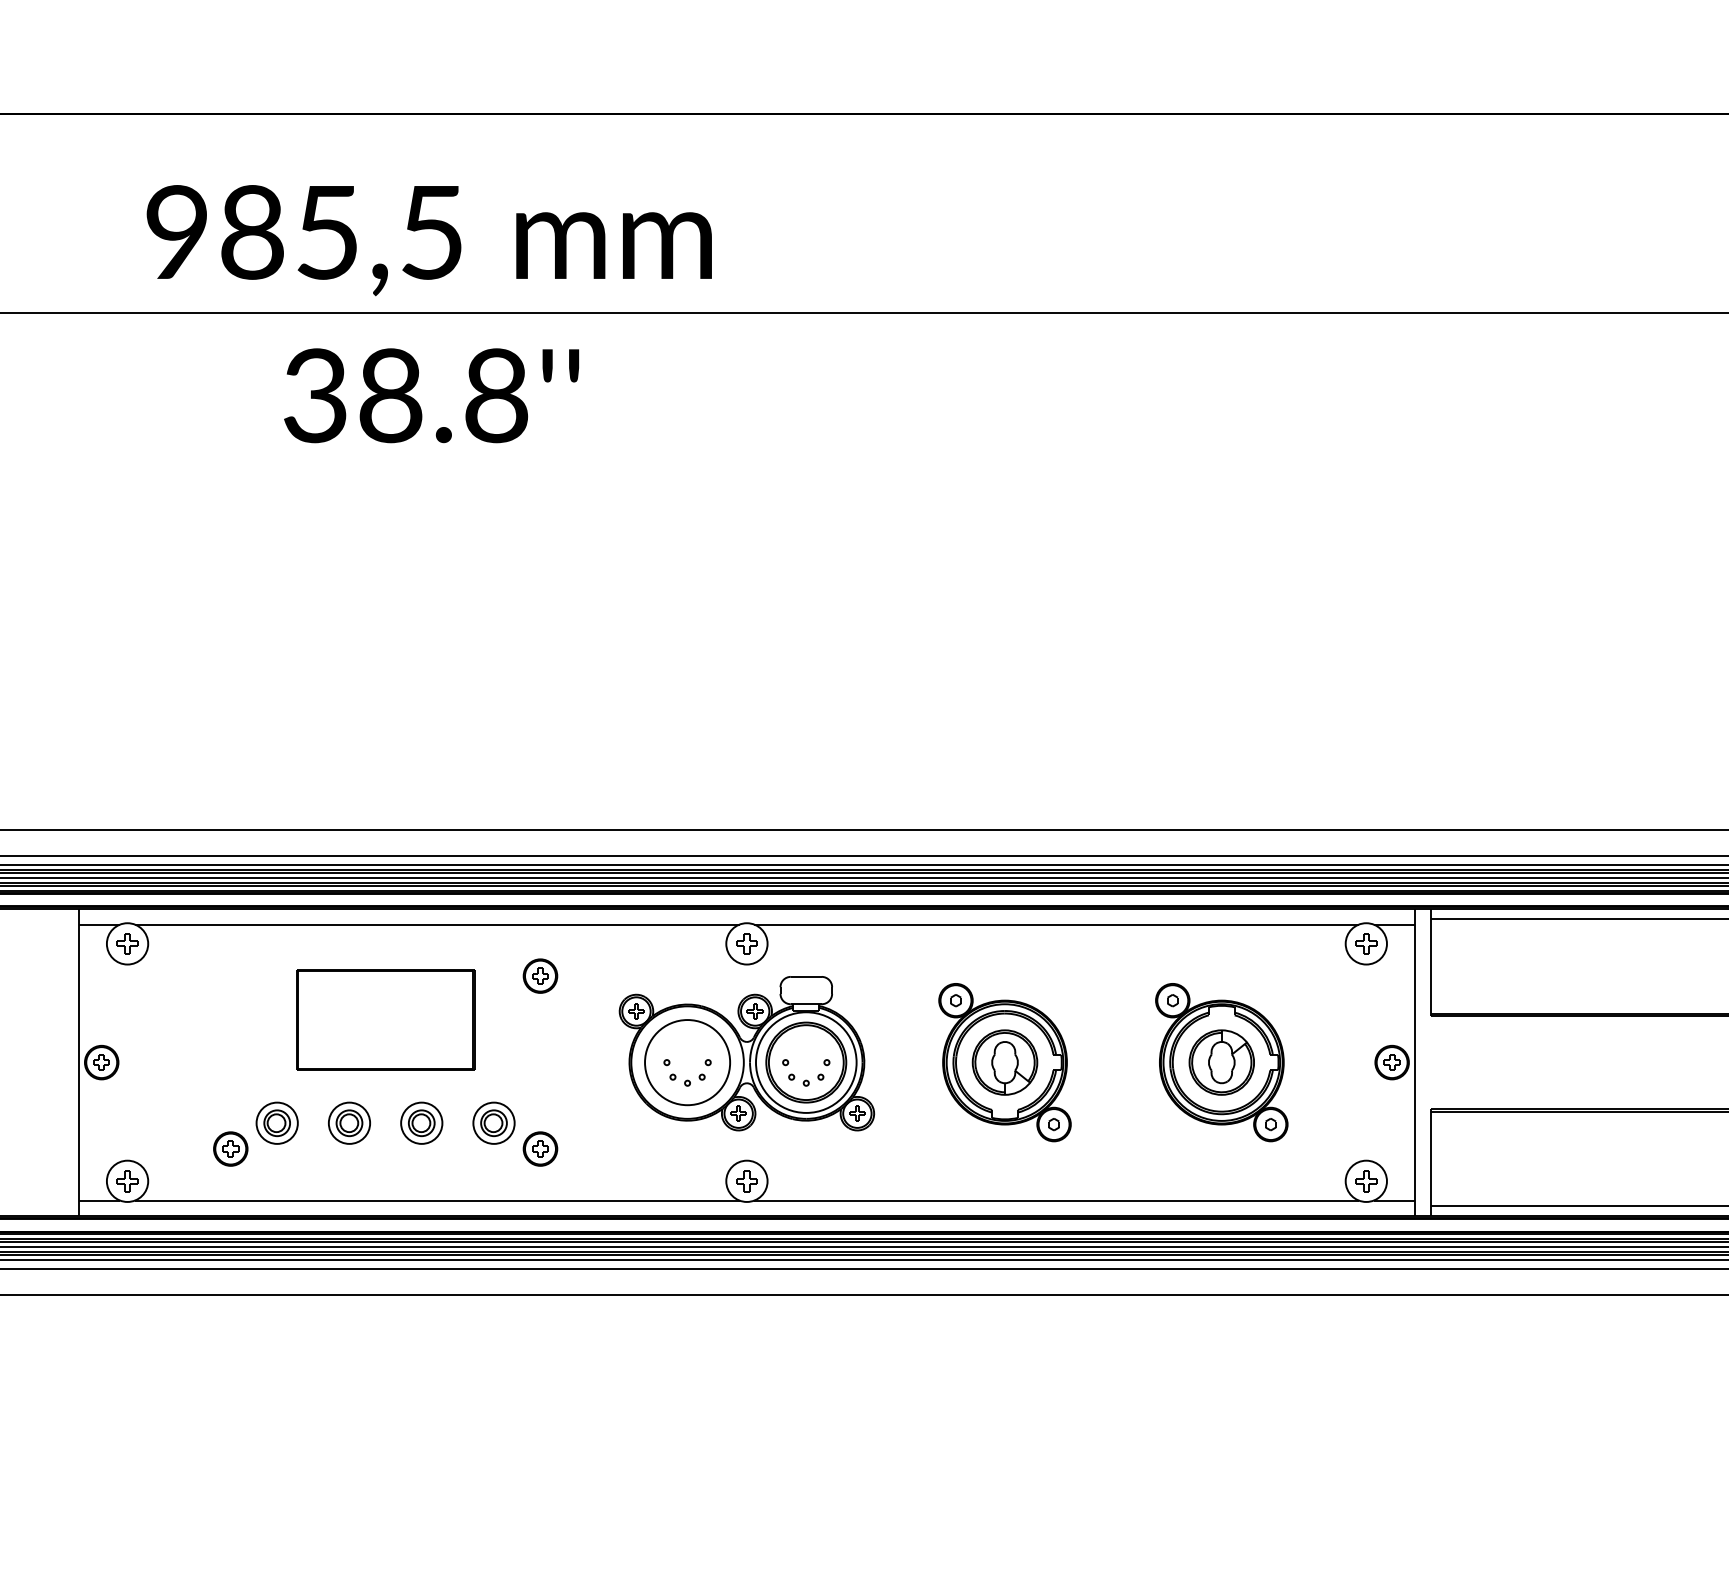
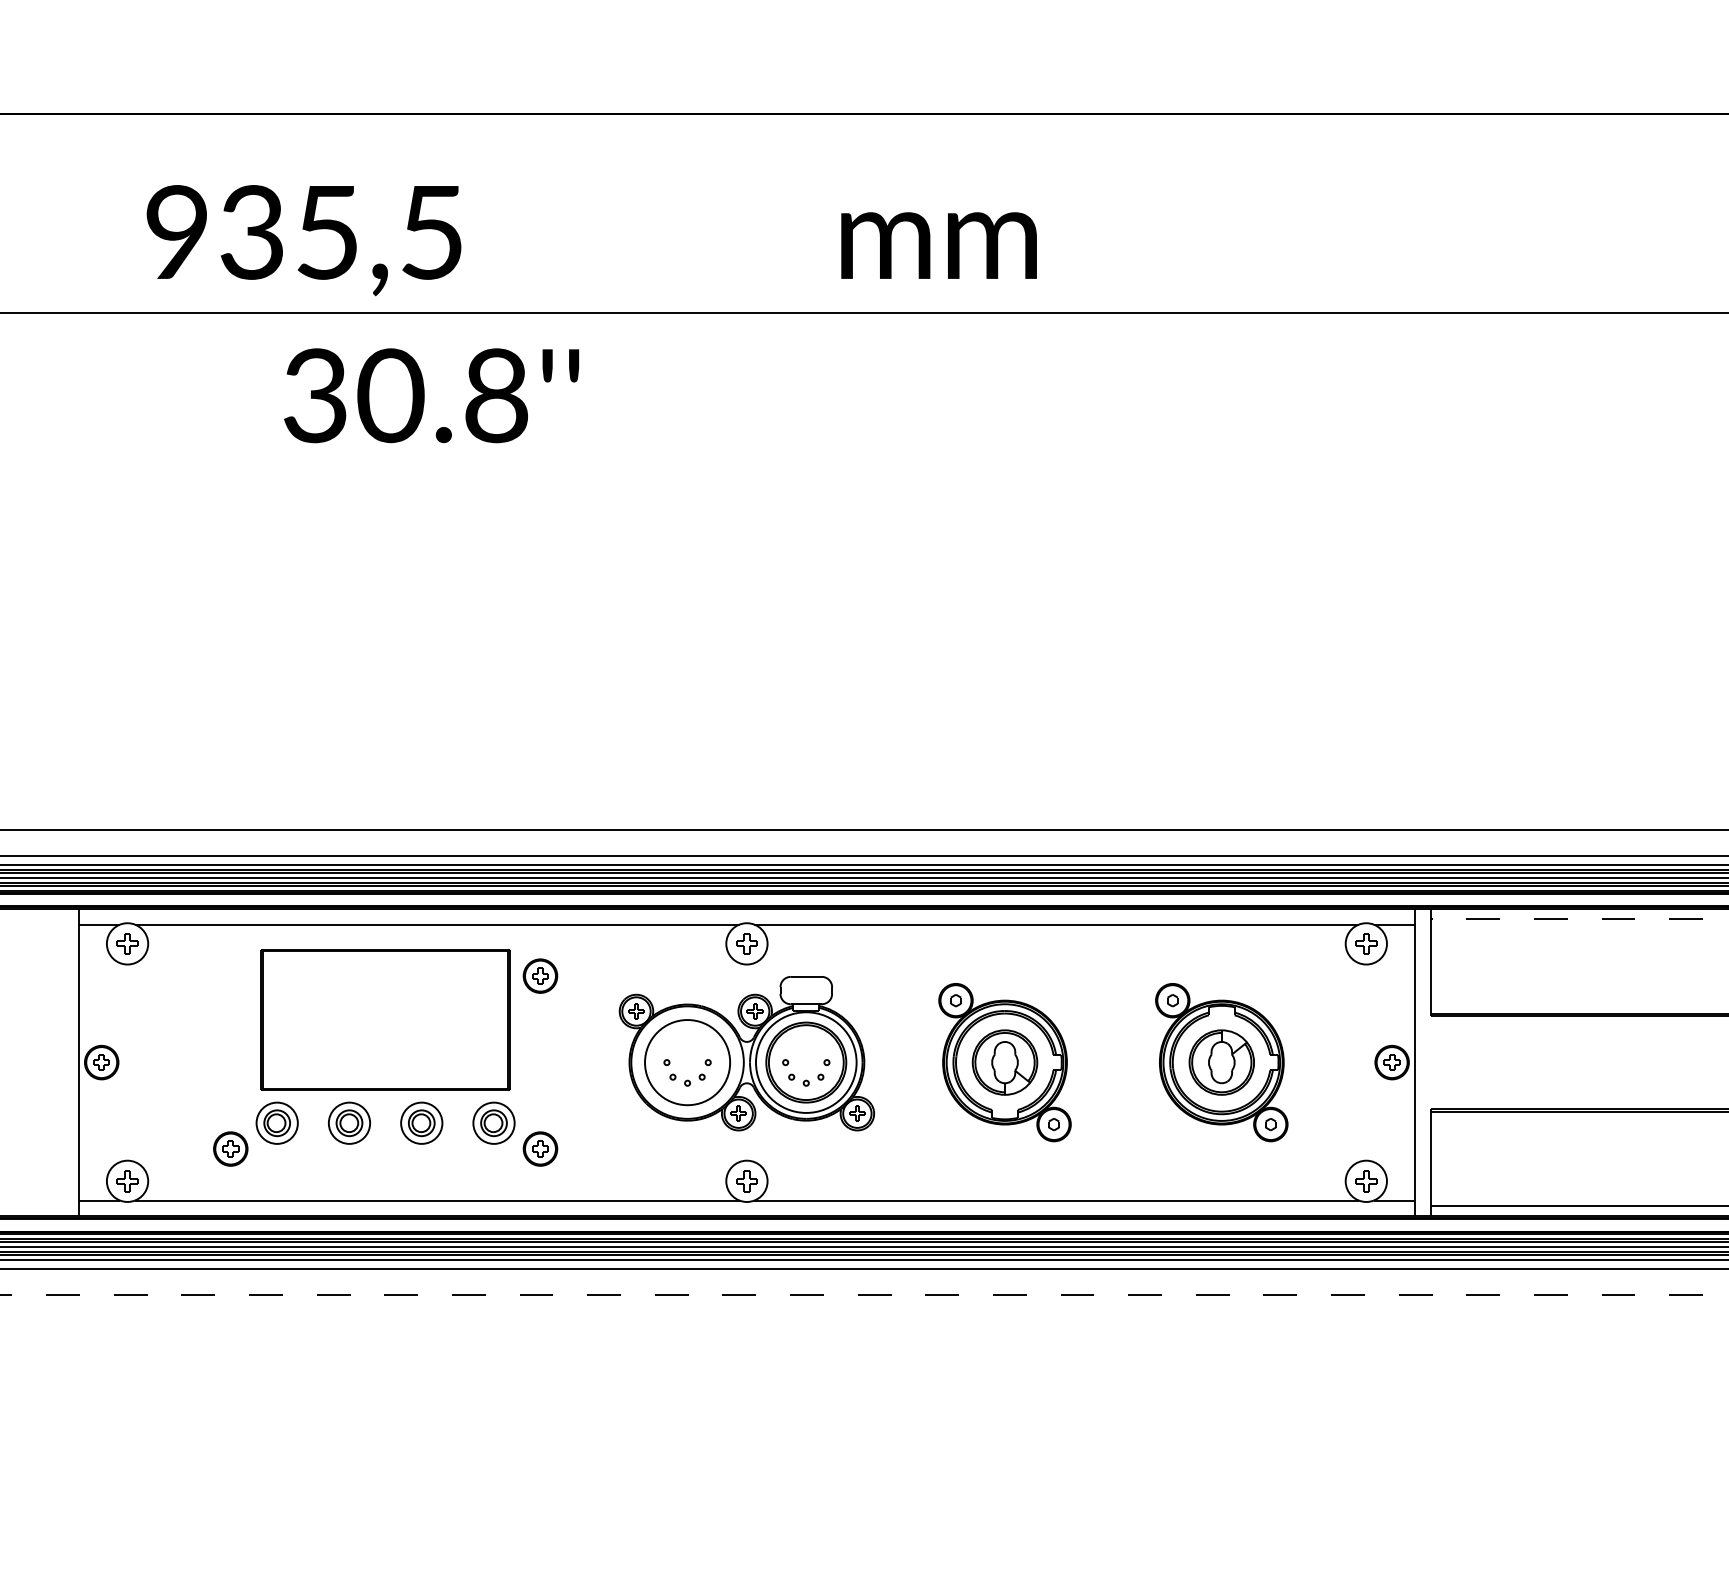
text: 985,5 -> 935,5 (251, 232)
text position: (613, 245) -> (938, 245) (938, 245)
text: 38.8'' -> 30.8'' (390, 395)
line: solid -> dashed (1579, 919)
part size: 180x102 px -> 251x142 px (385, 1019)
line: solid -> dashed (864, 1294)
